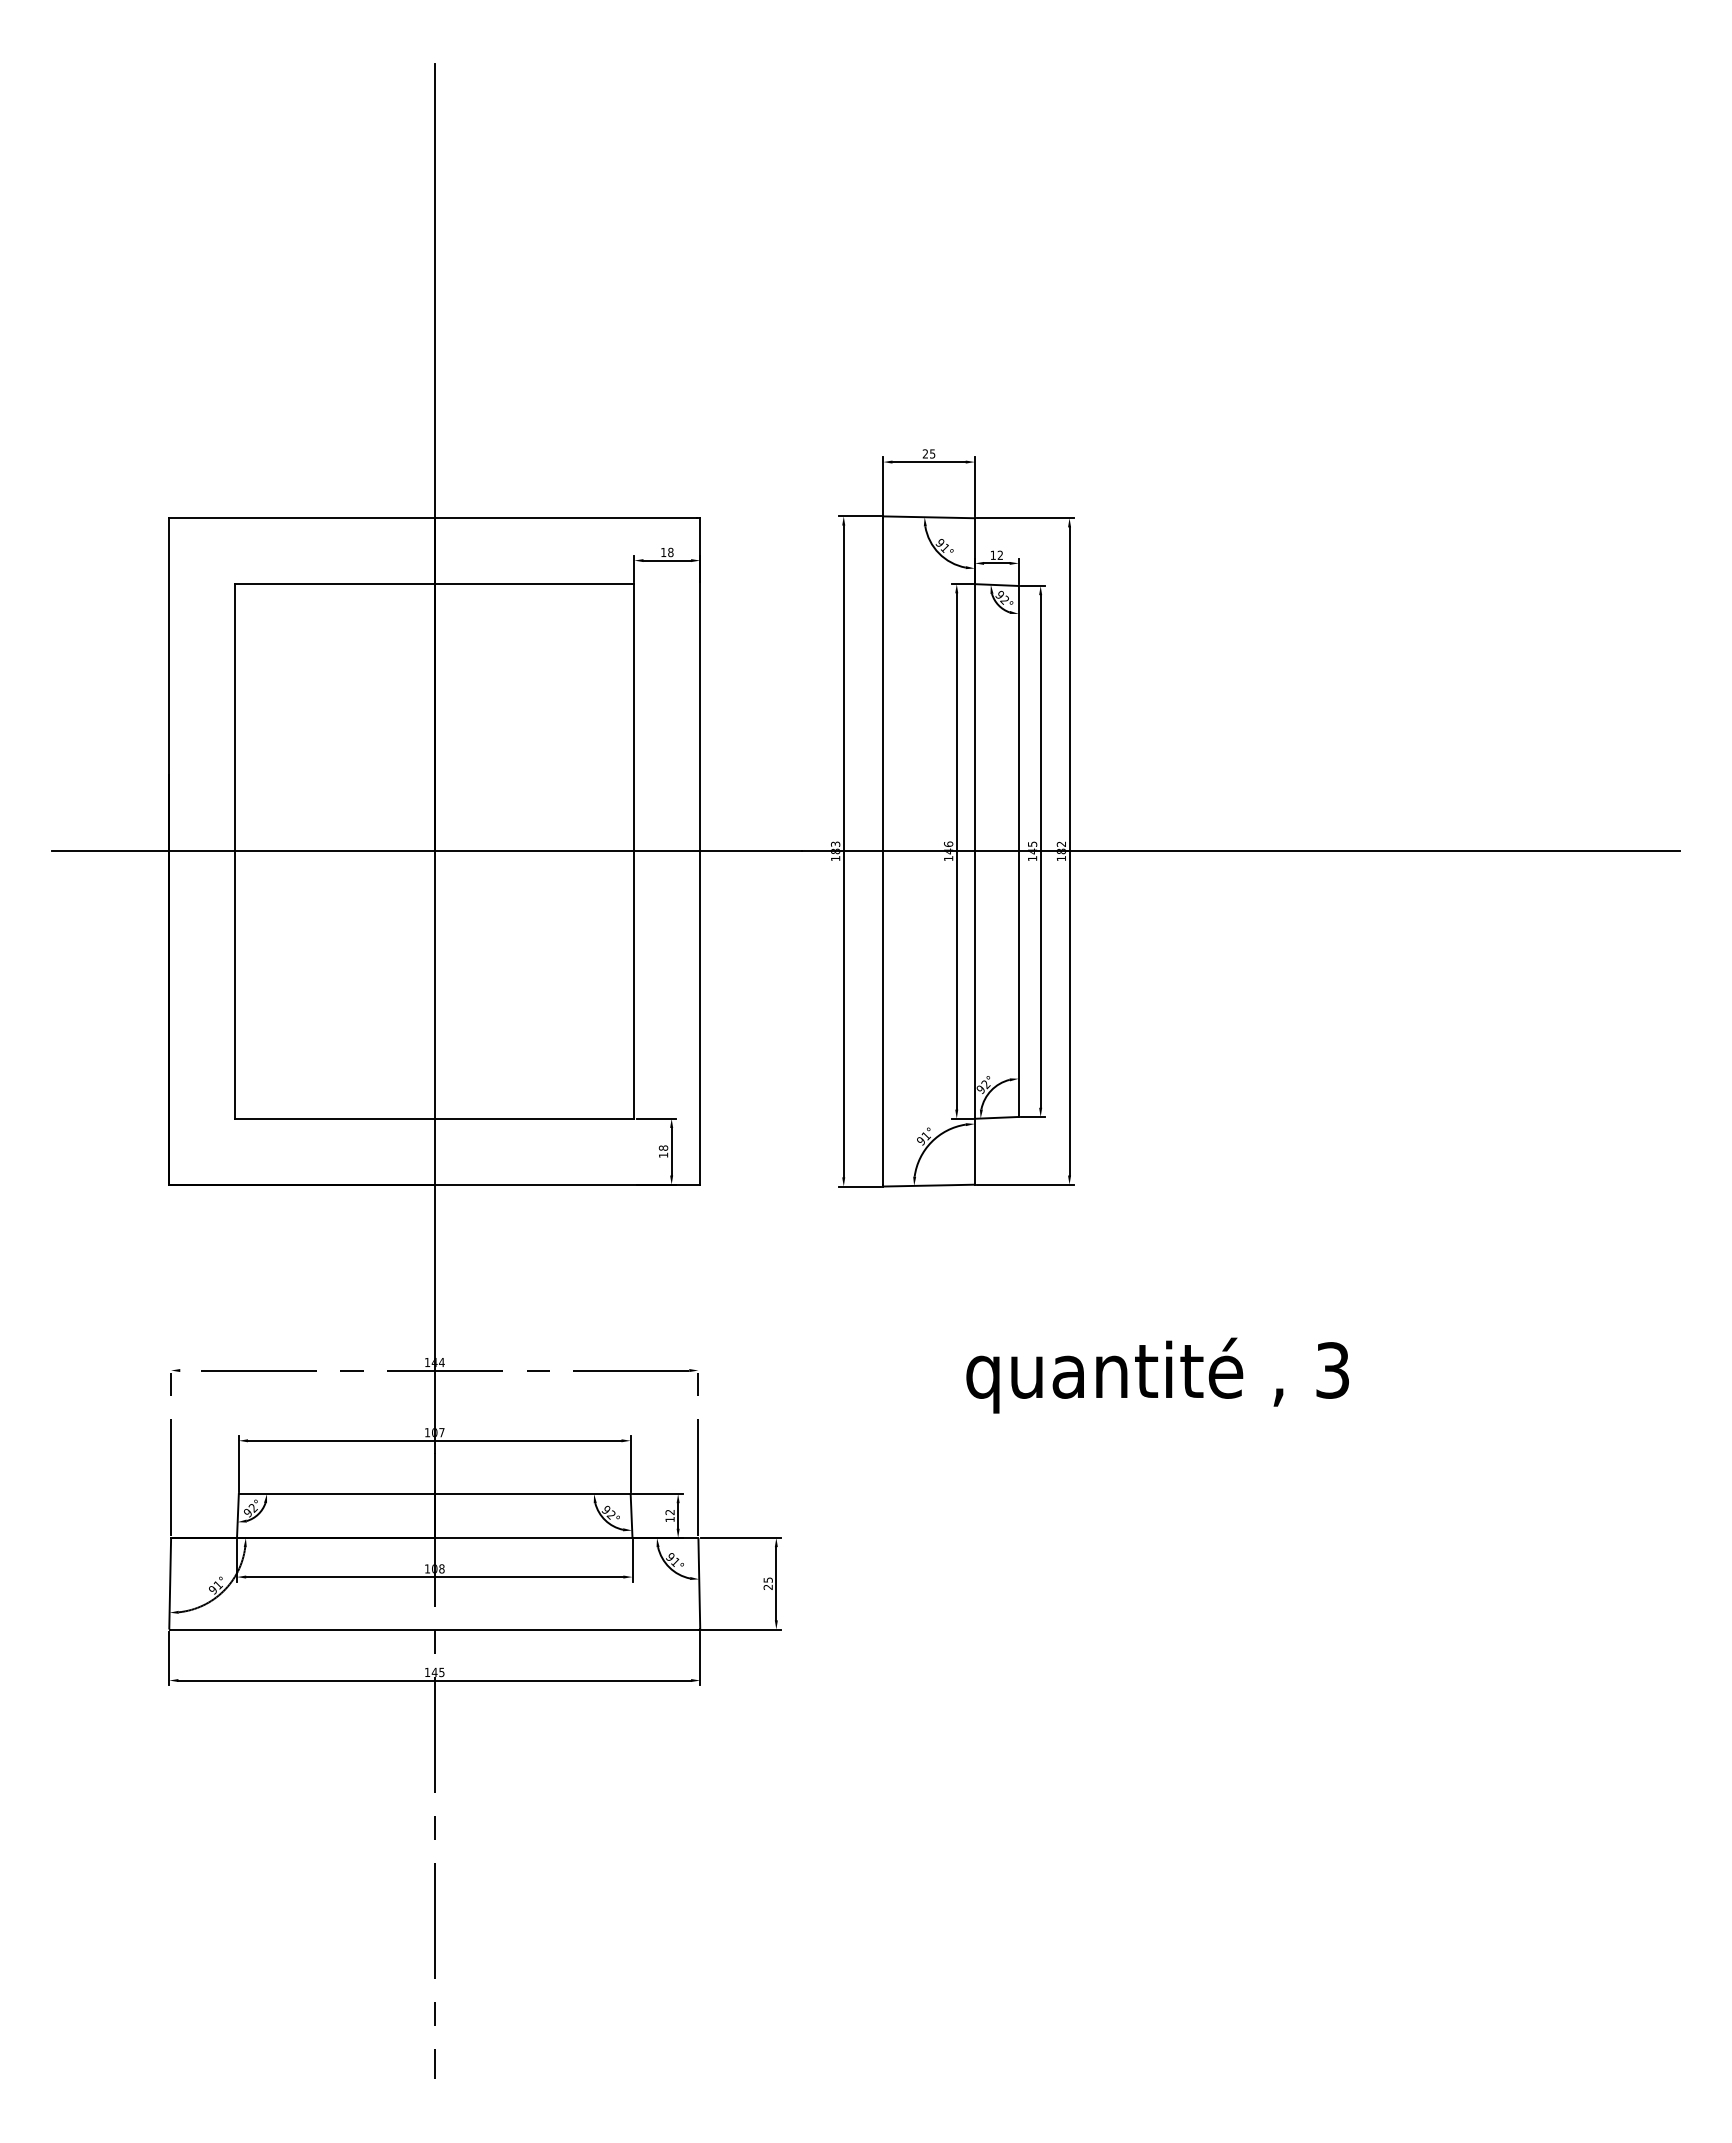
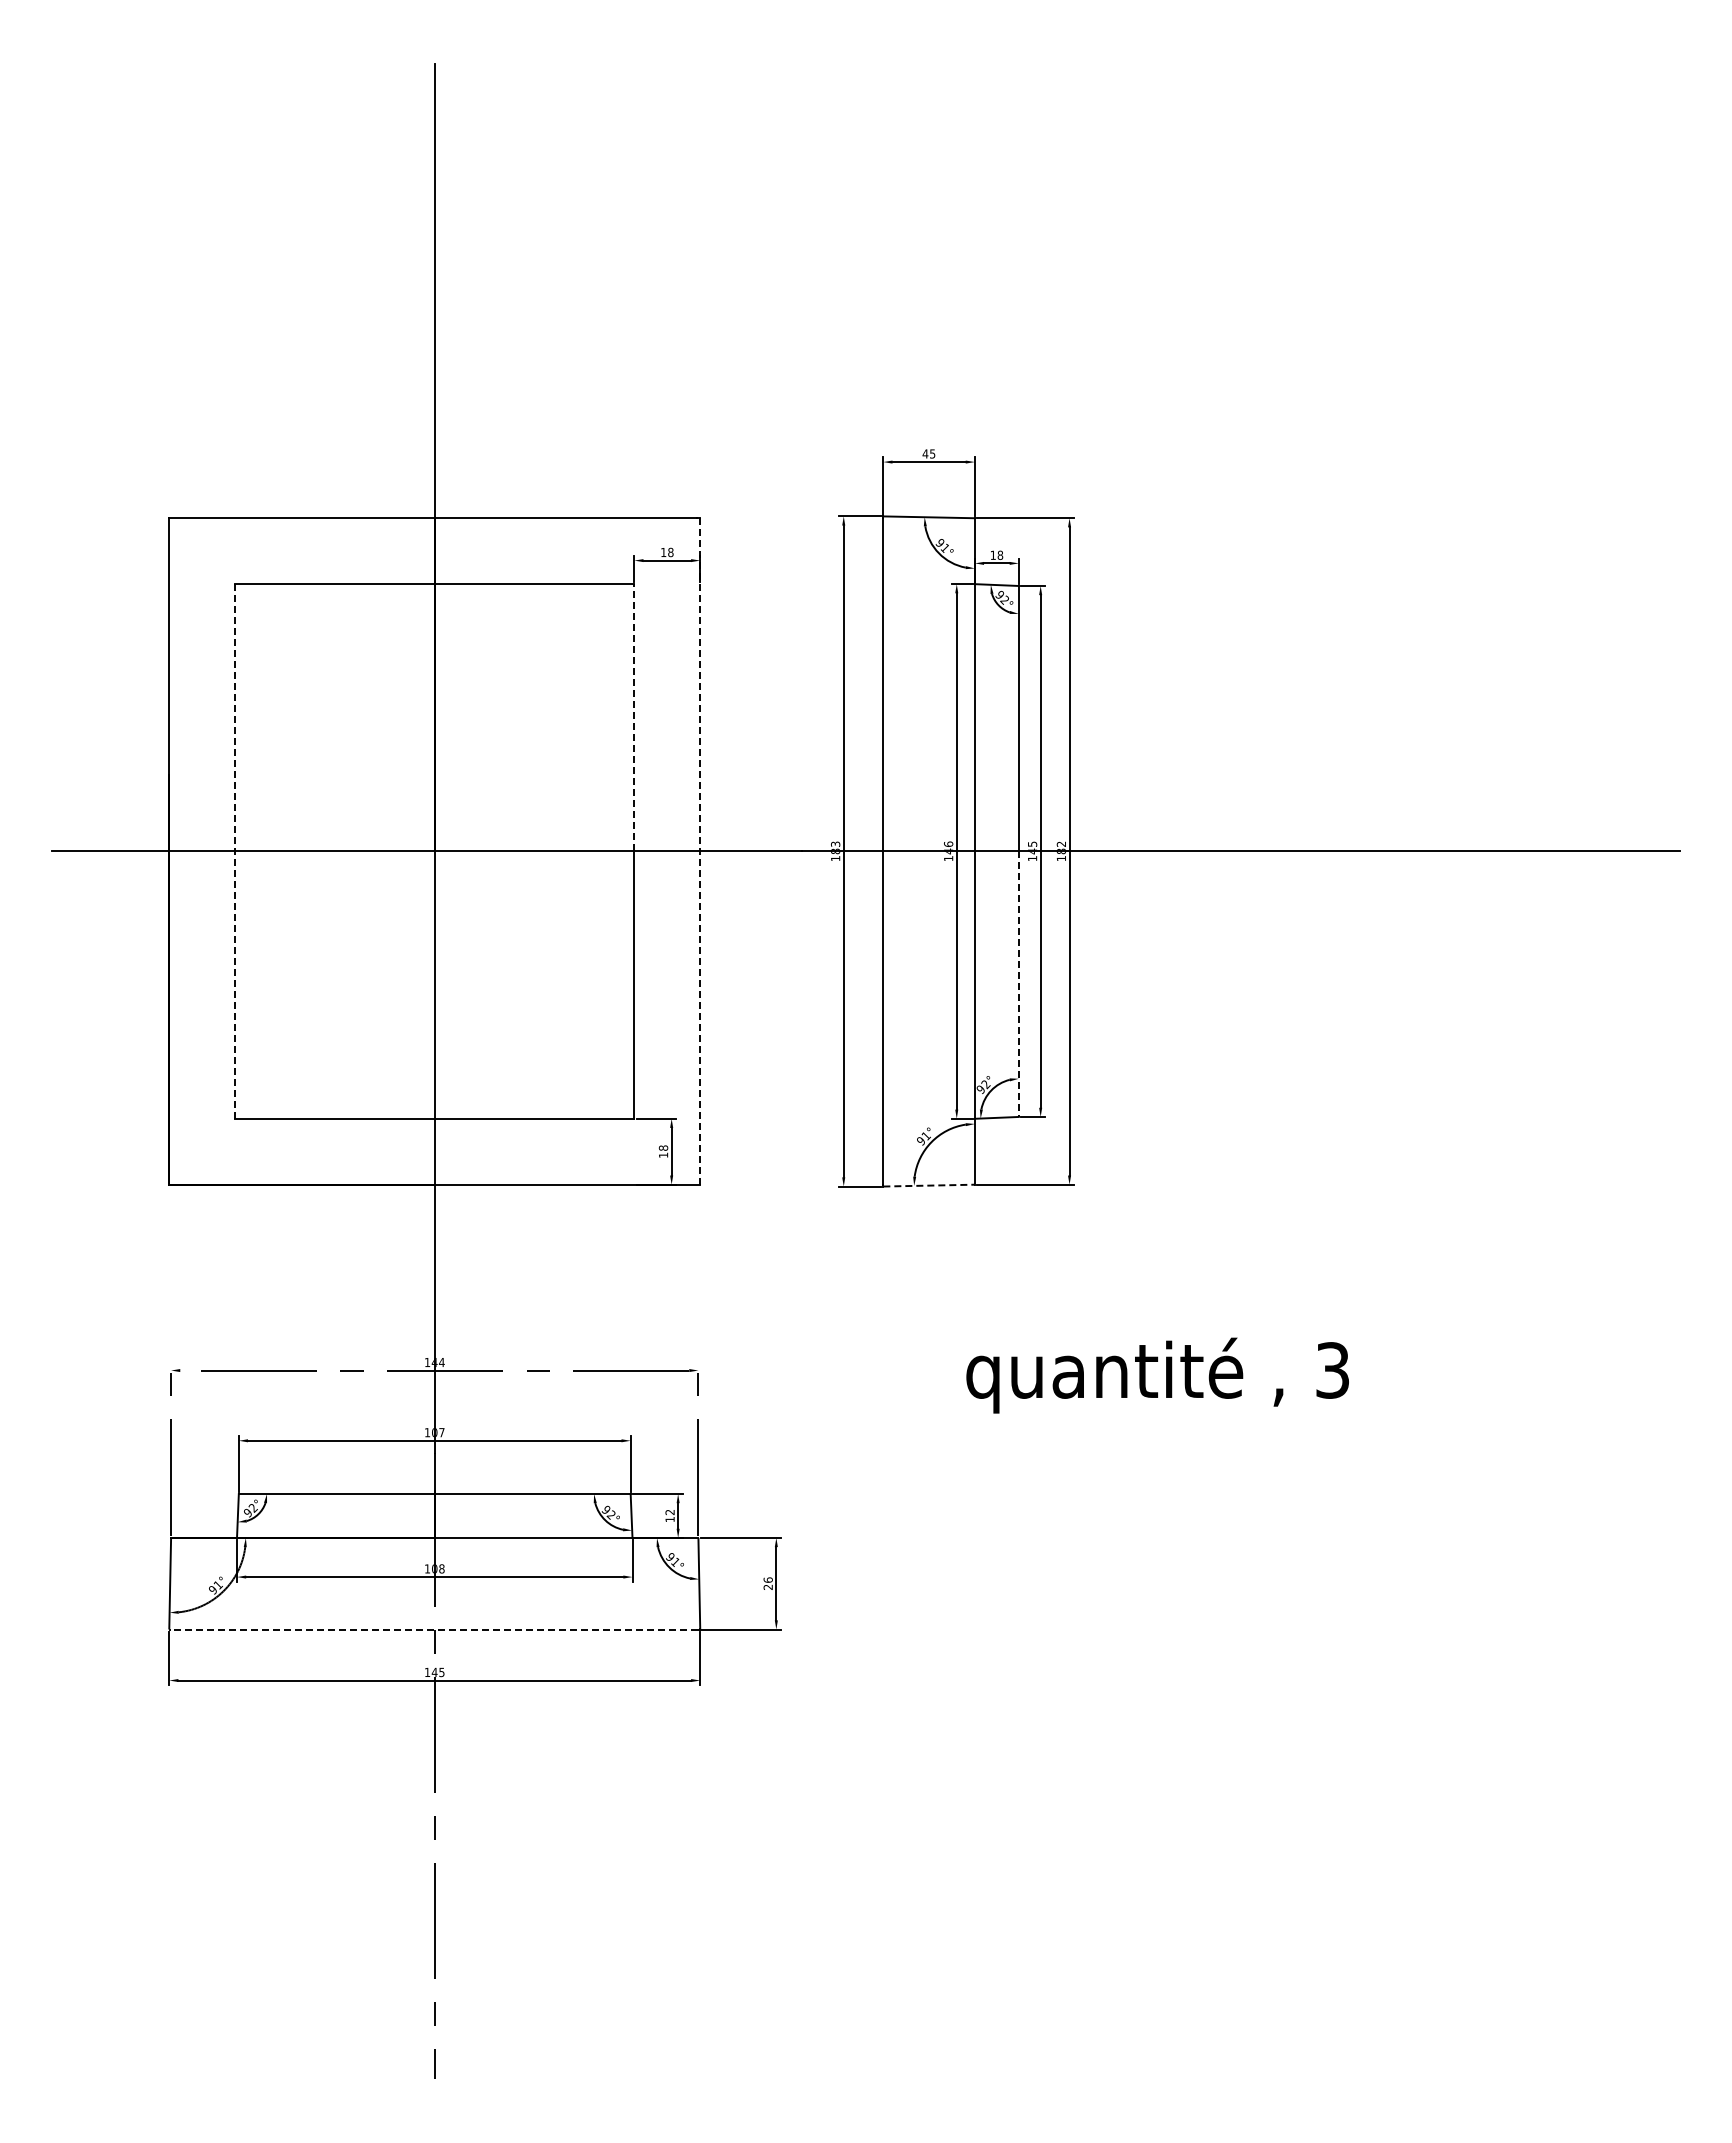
text: 25 -> 45 (925, 453)
text: 12 -> 18 (1000, 554)
line: solid -> dashed (634, 717)
line: solid -> dashed (700, 850)
line: solid -> dashed (235, 851)
line: solid -> dashed (1018, 984)
line: solid -> dashed (929, 1185)
text: 25 -> 26 (767, 1579)
line: solid -> dashed (434, 1629)
